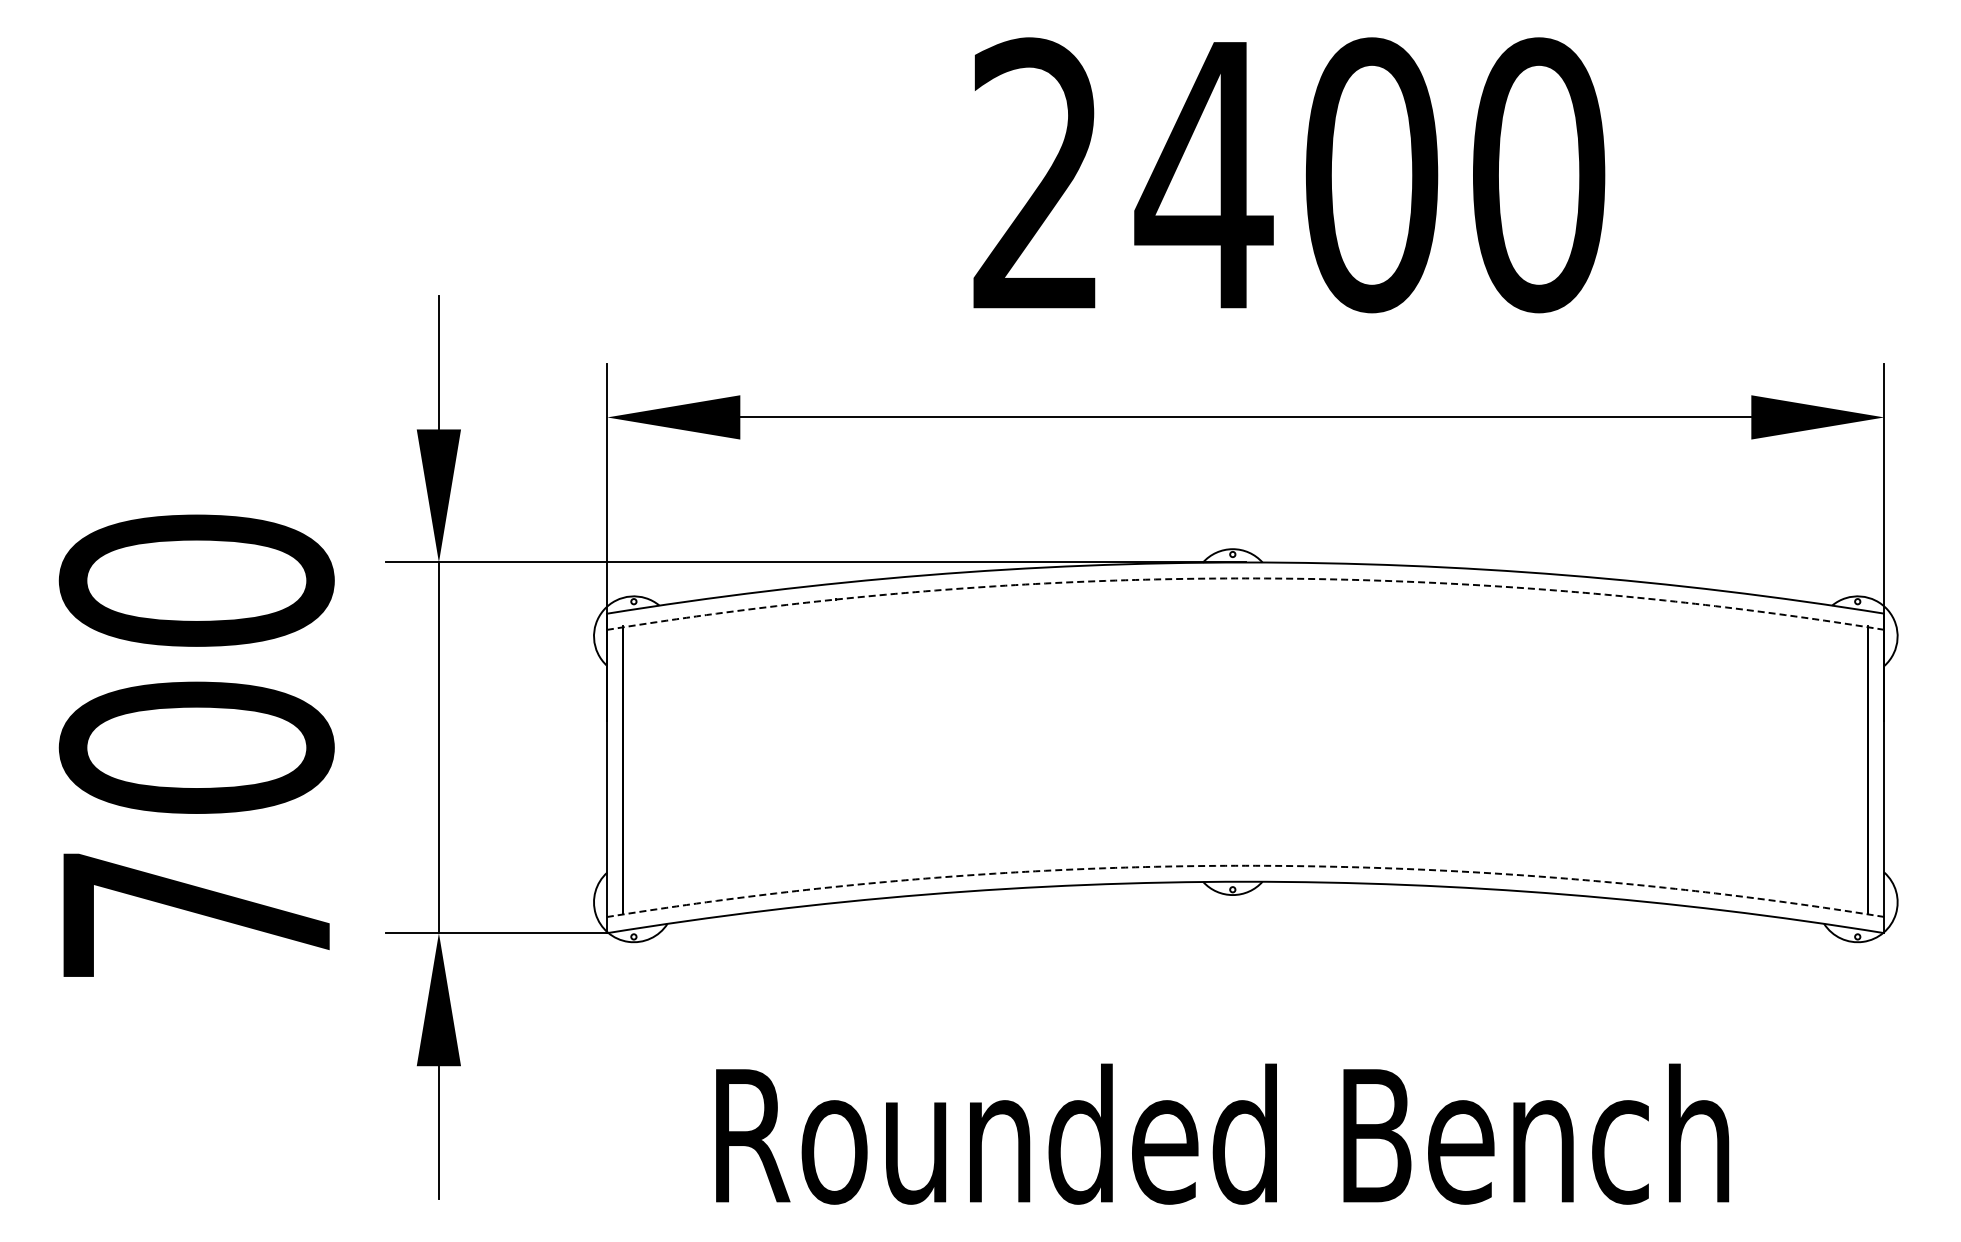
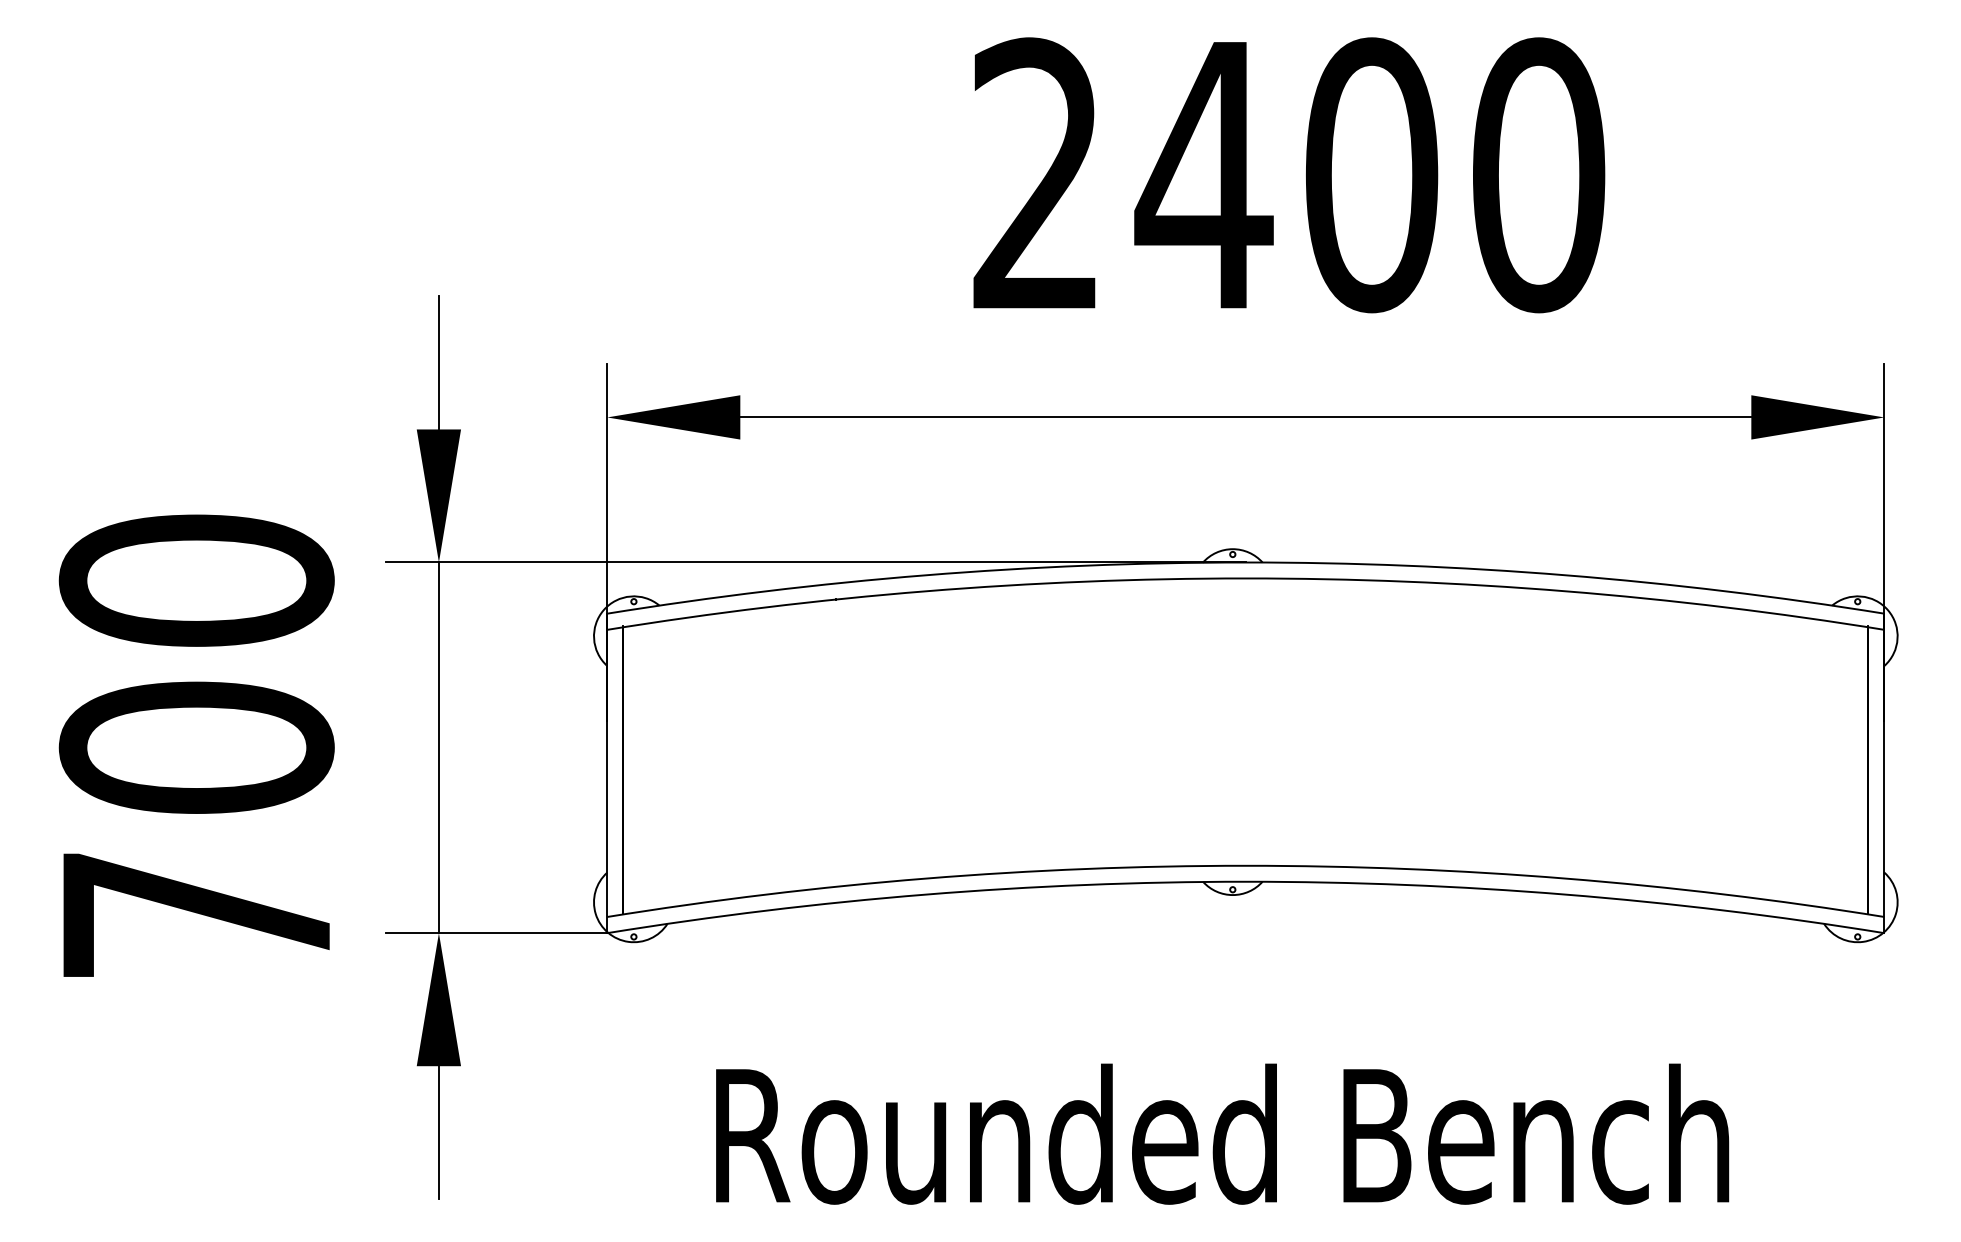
arc: dashed -> solid (1245, 578)
arc: dashed -> solid (1245, 865)
